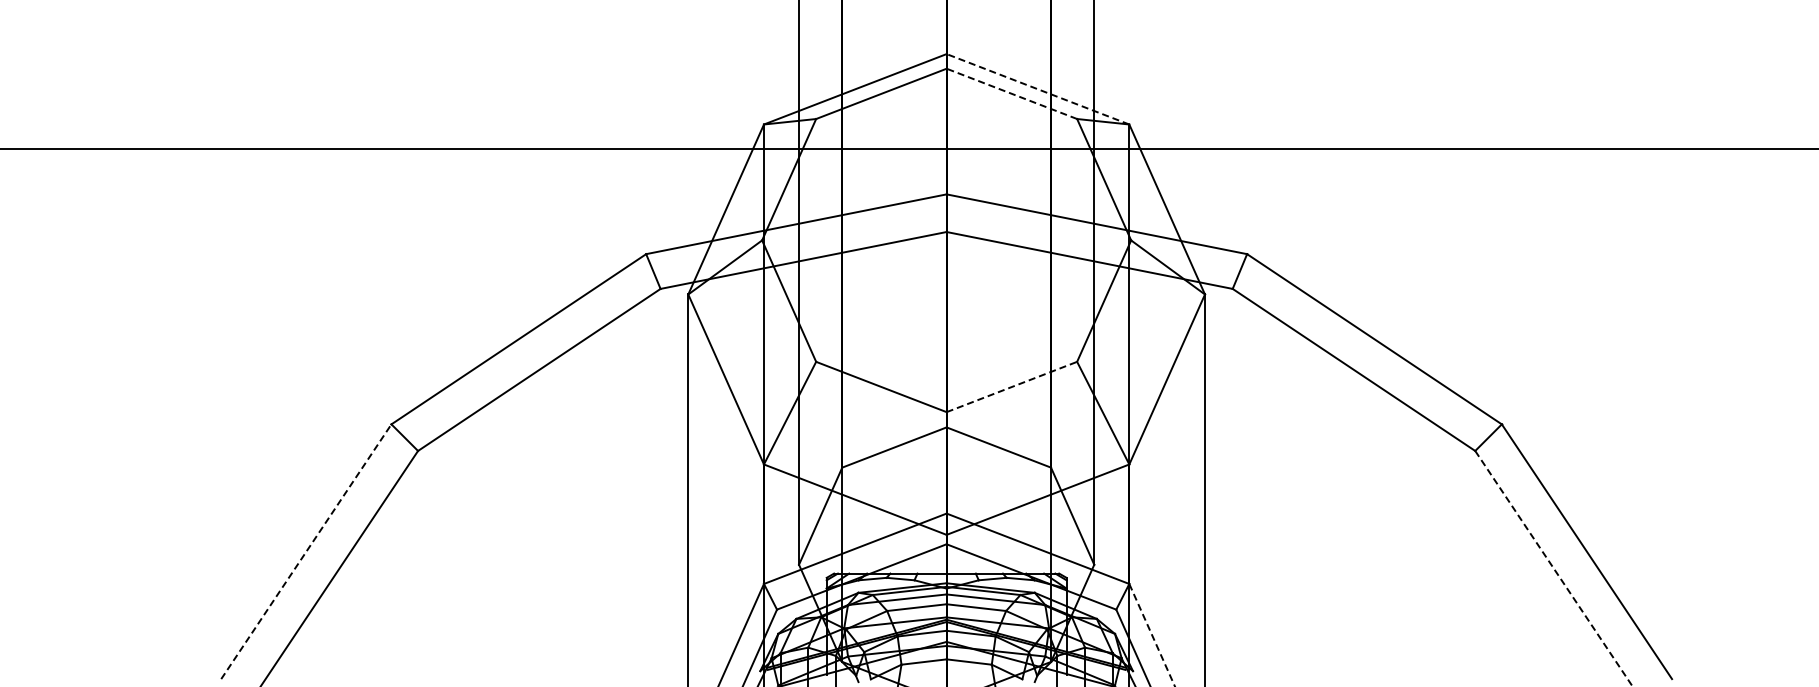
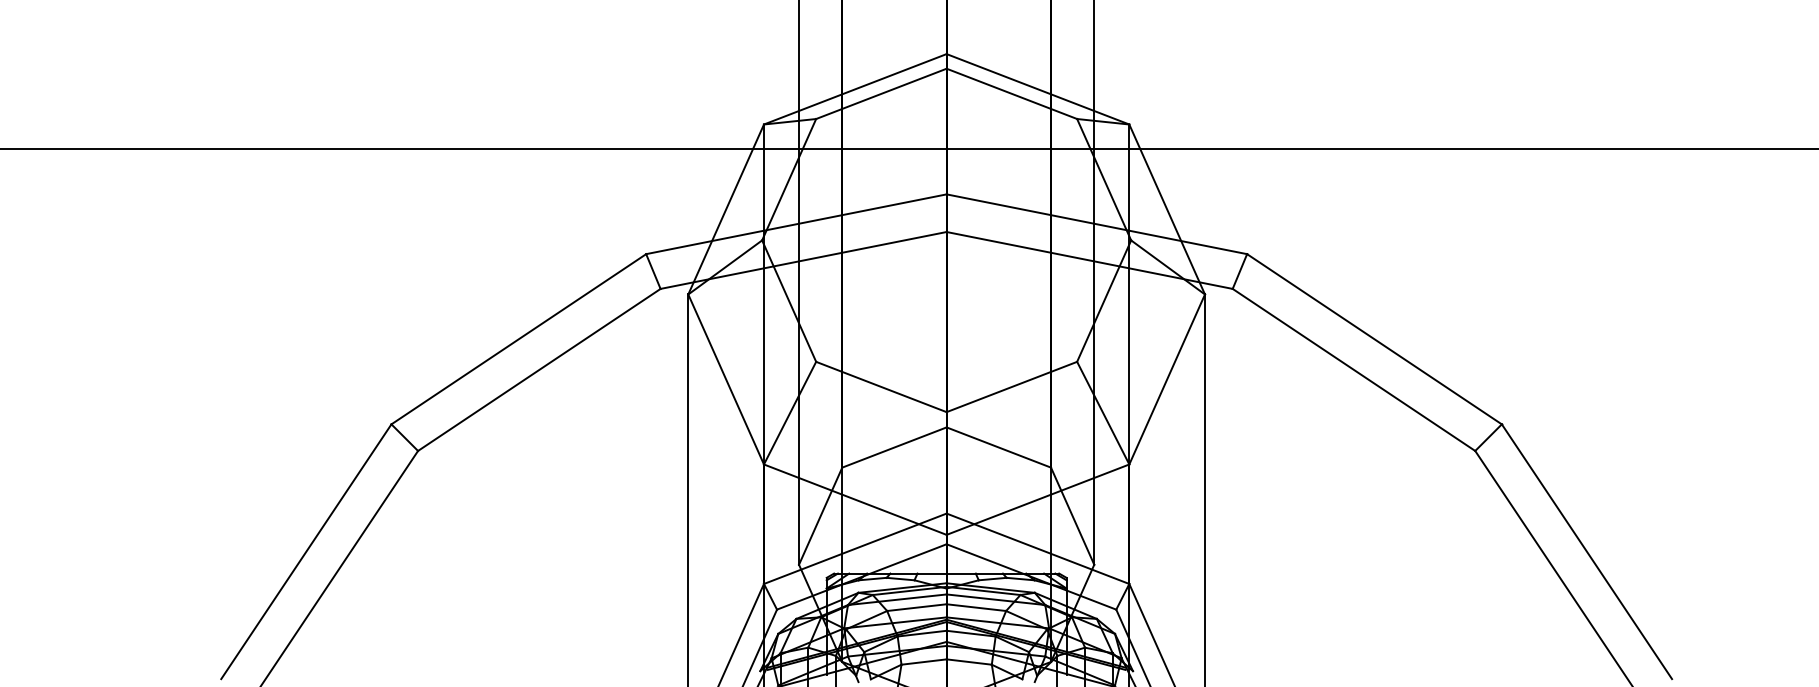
line: dashed -> solid (1037, 89)
line: dashed -> solid (1011, 93)
line: dashed -> solid (1011, 387)
line: dashed -> solid (306, 551)
line: dashed -> solid (1554, 568)
line: dashed -> solid (1152, 635)
